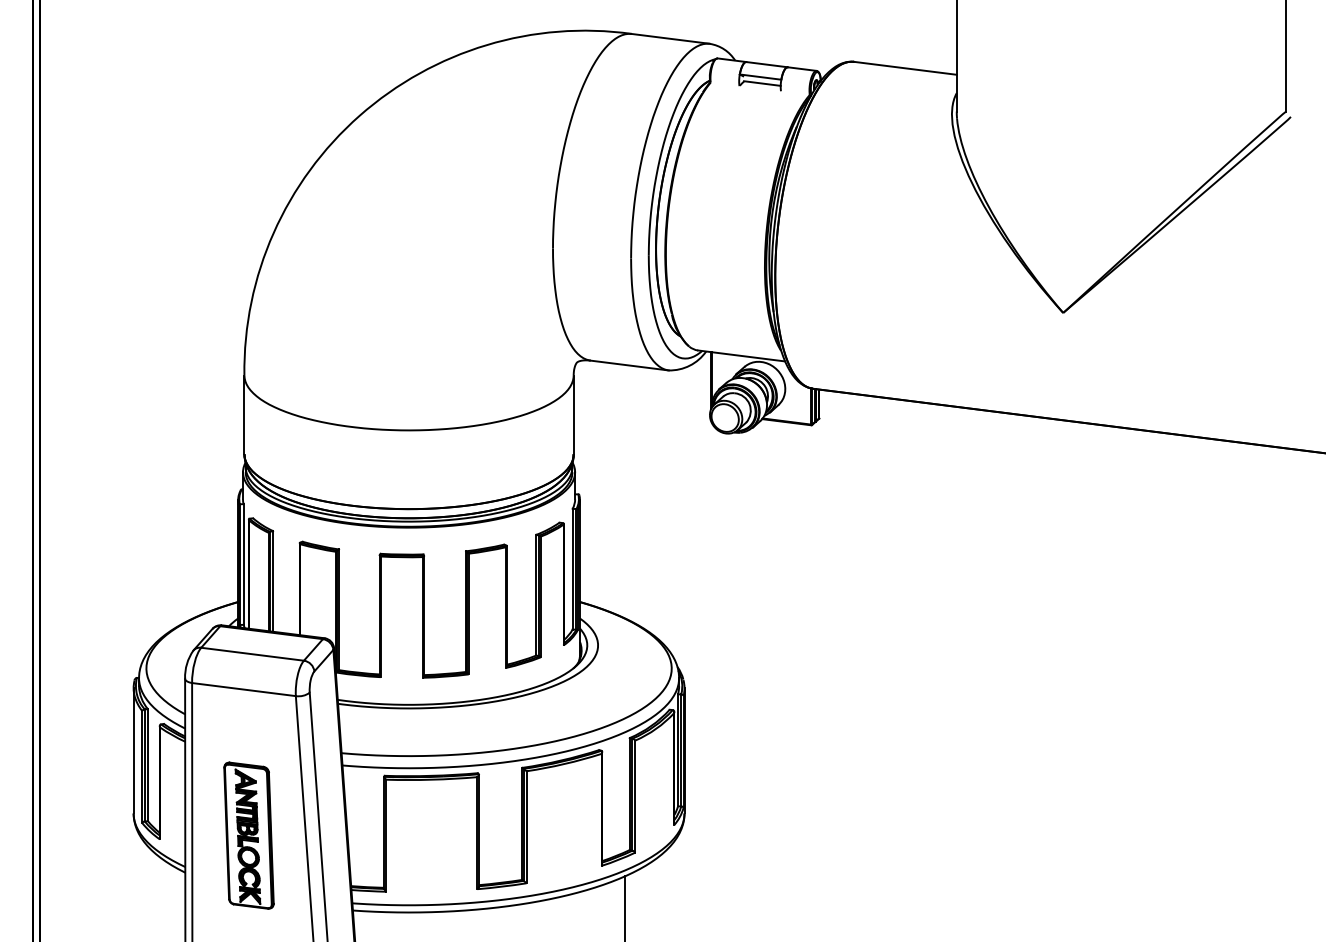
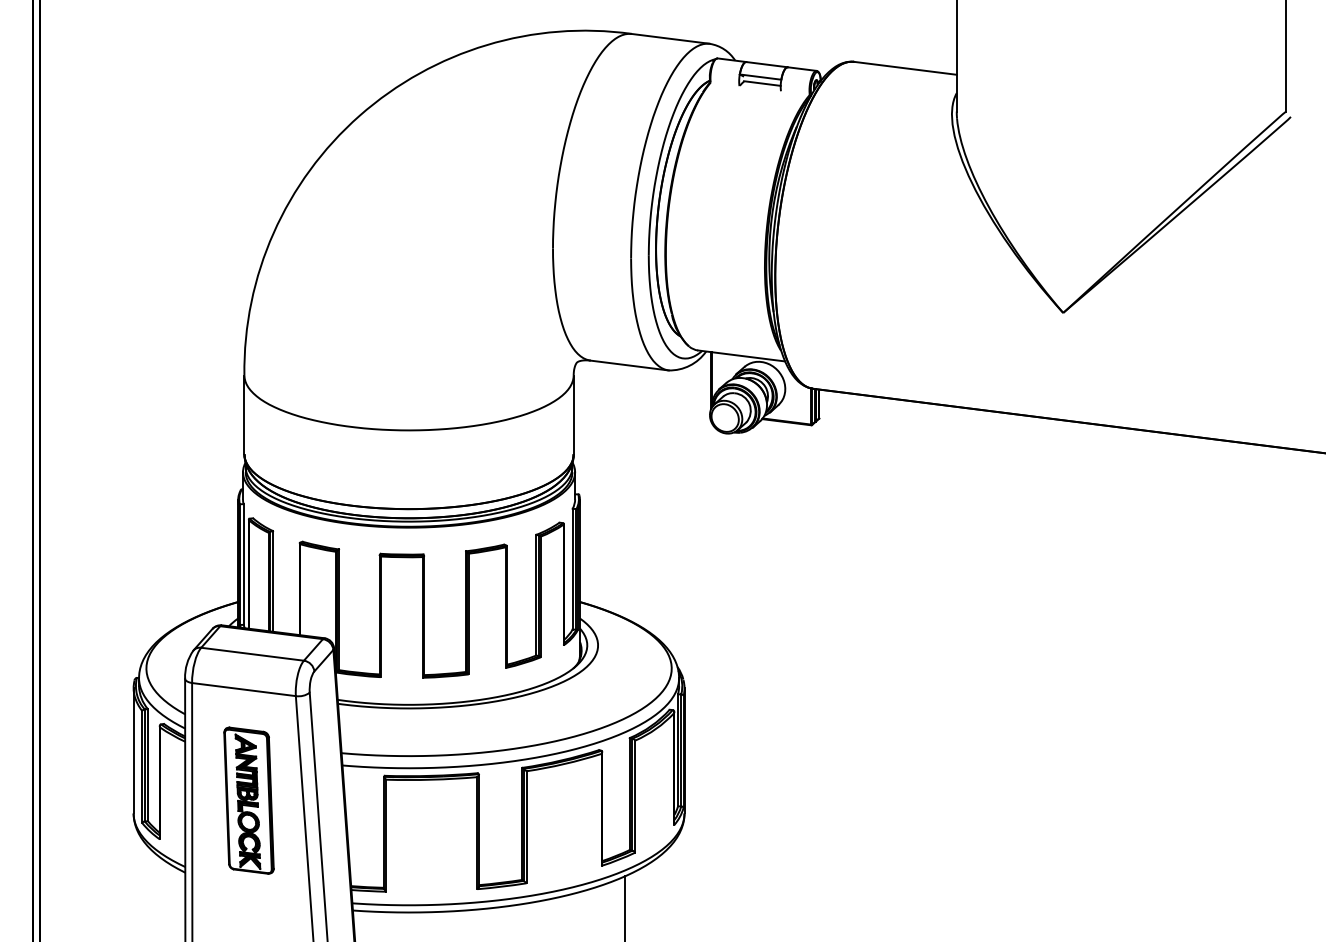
part position: (248, 835) -> (248, 800) (248, 800)
